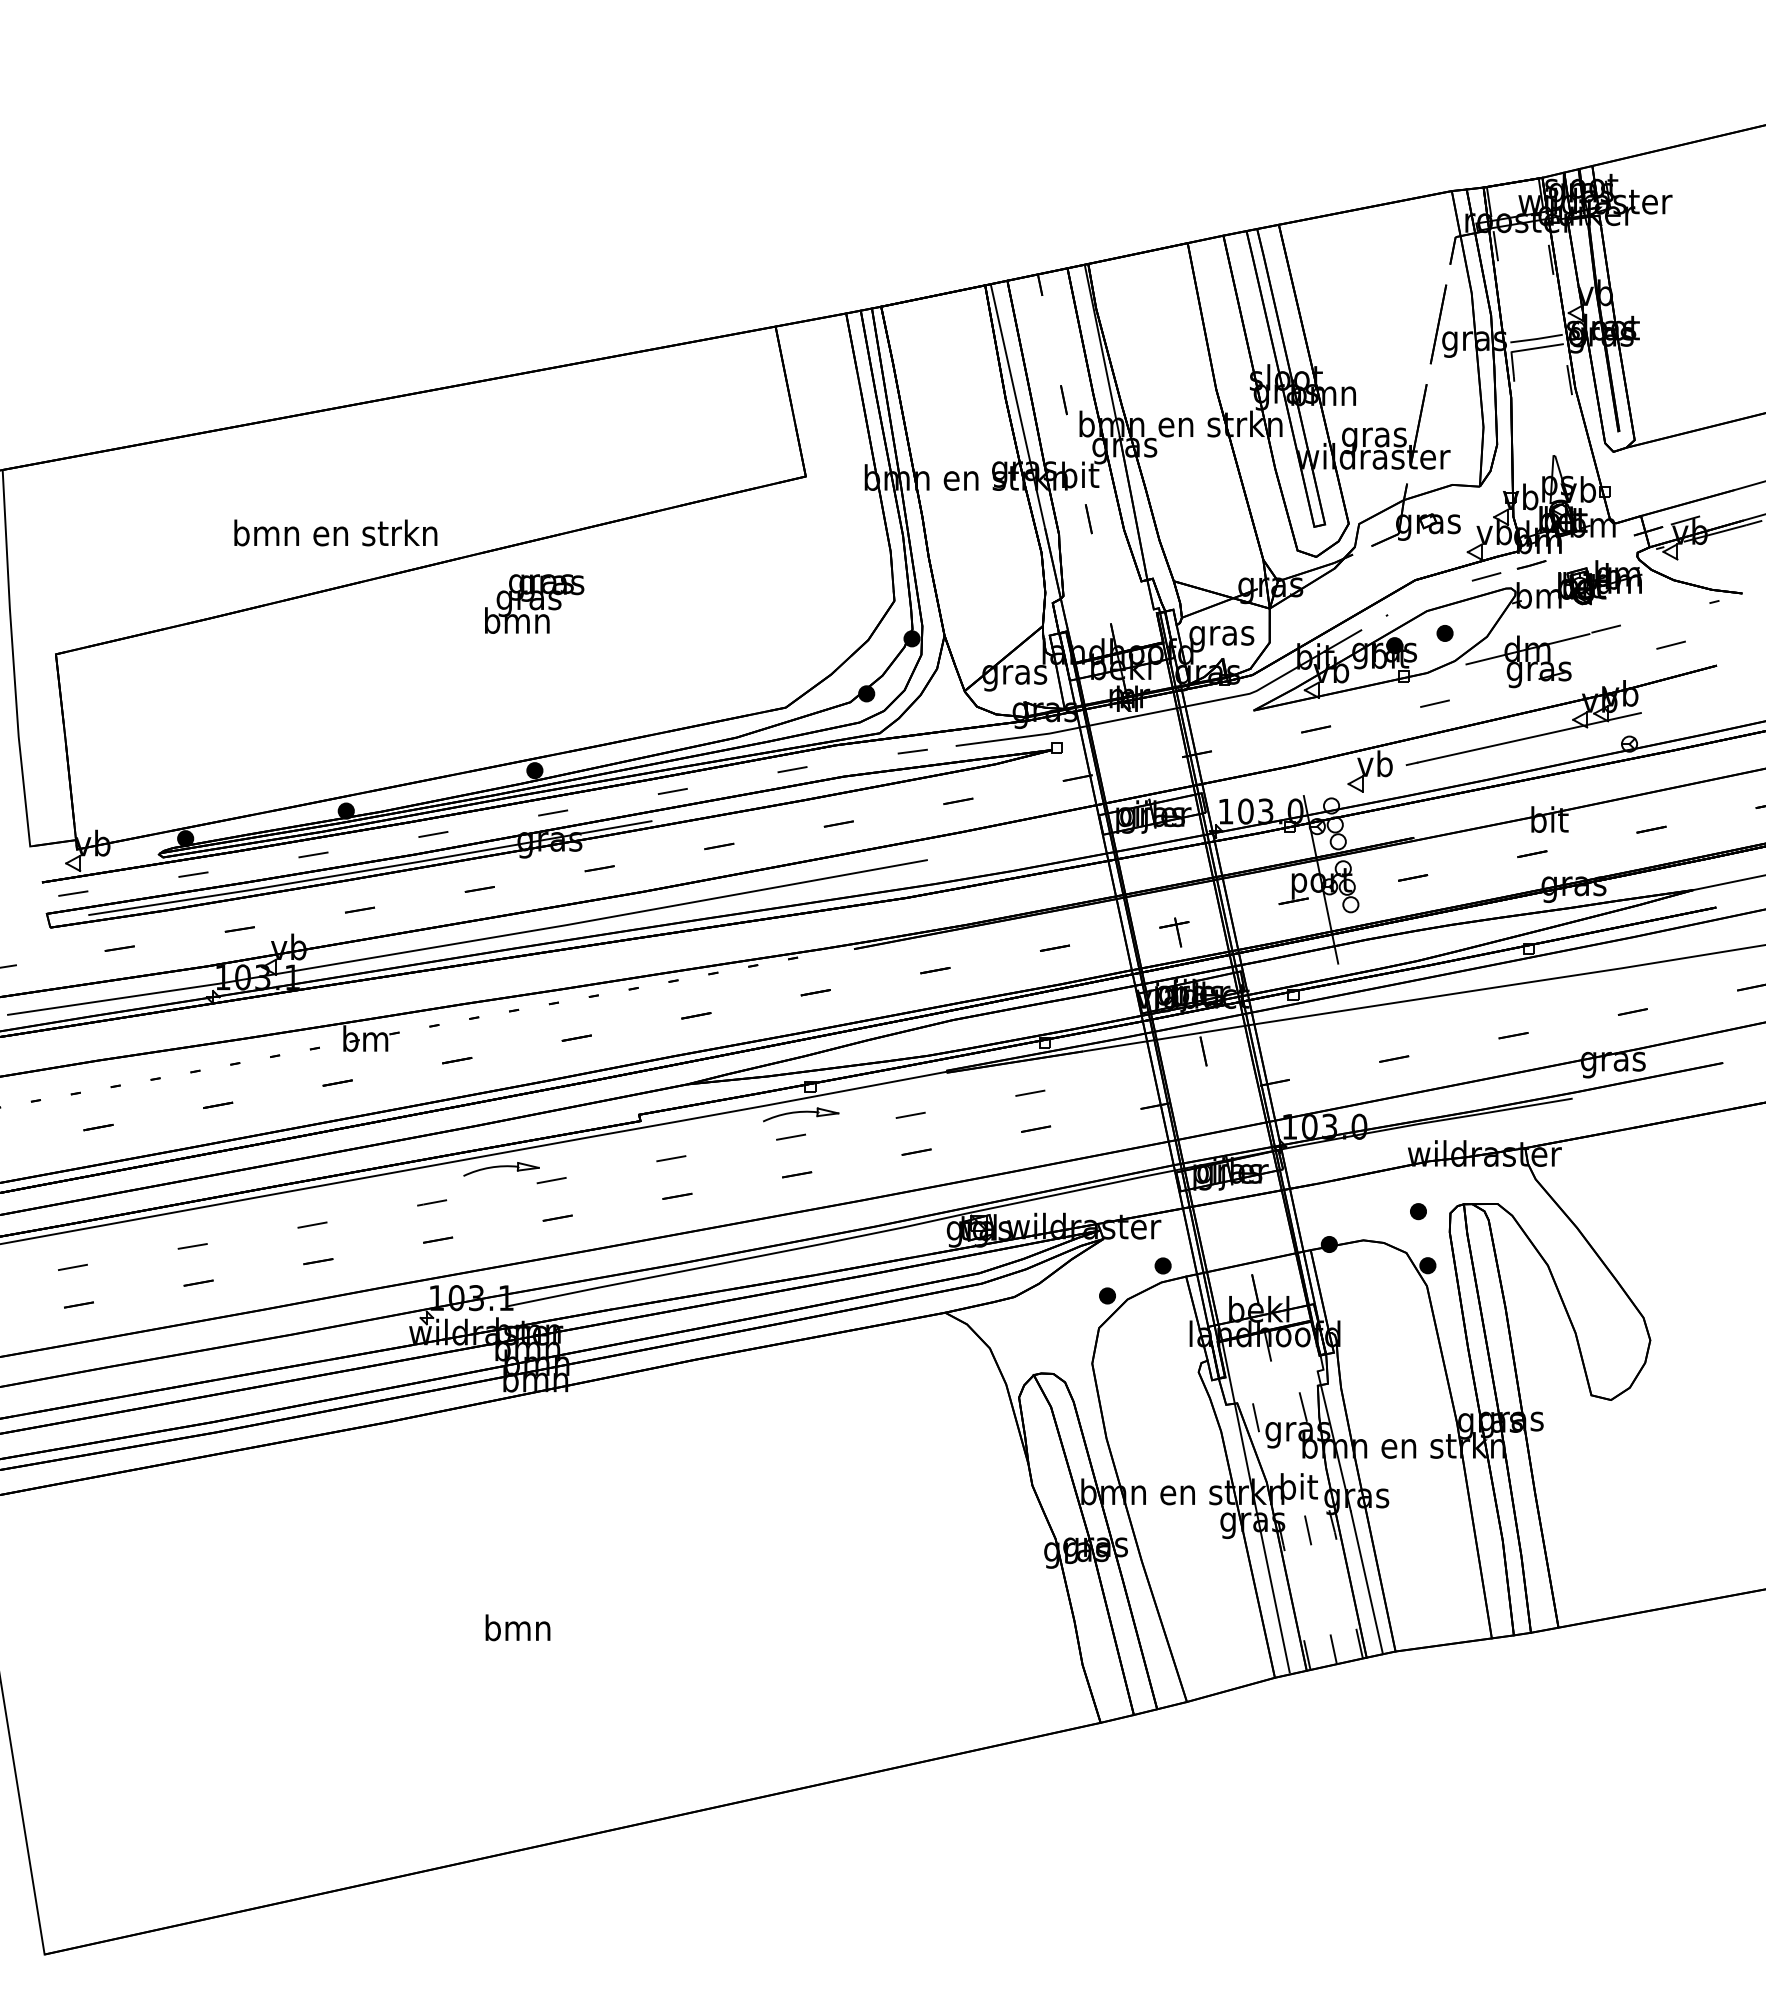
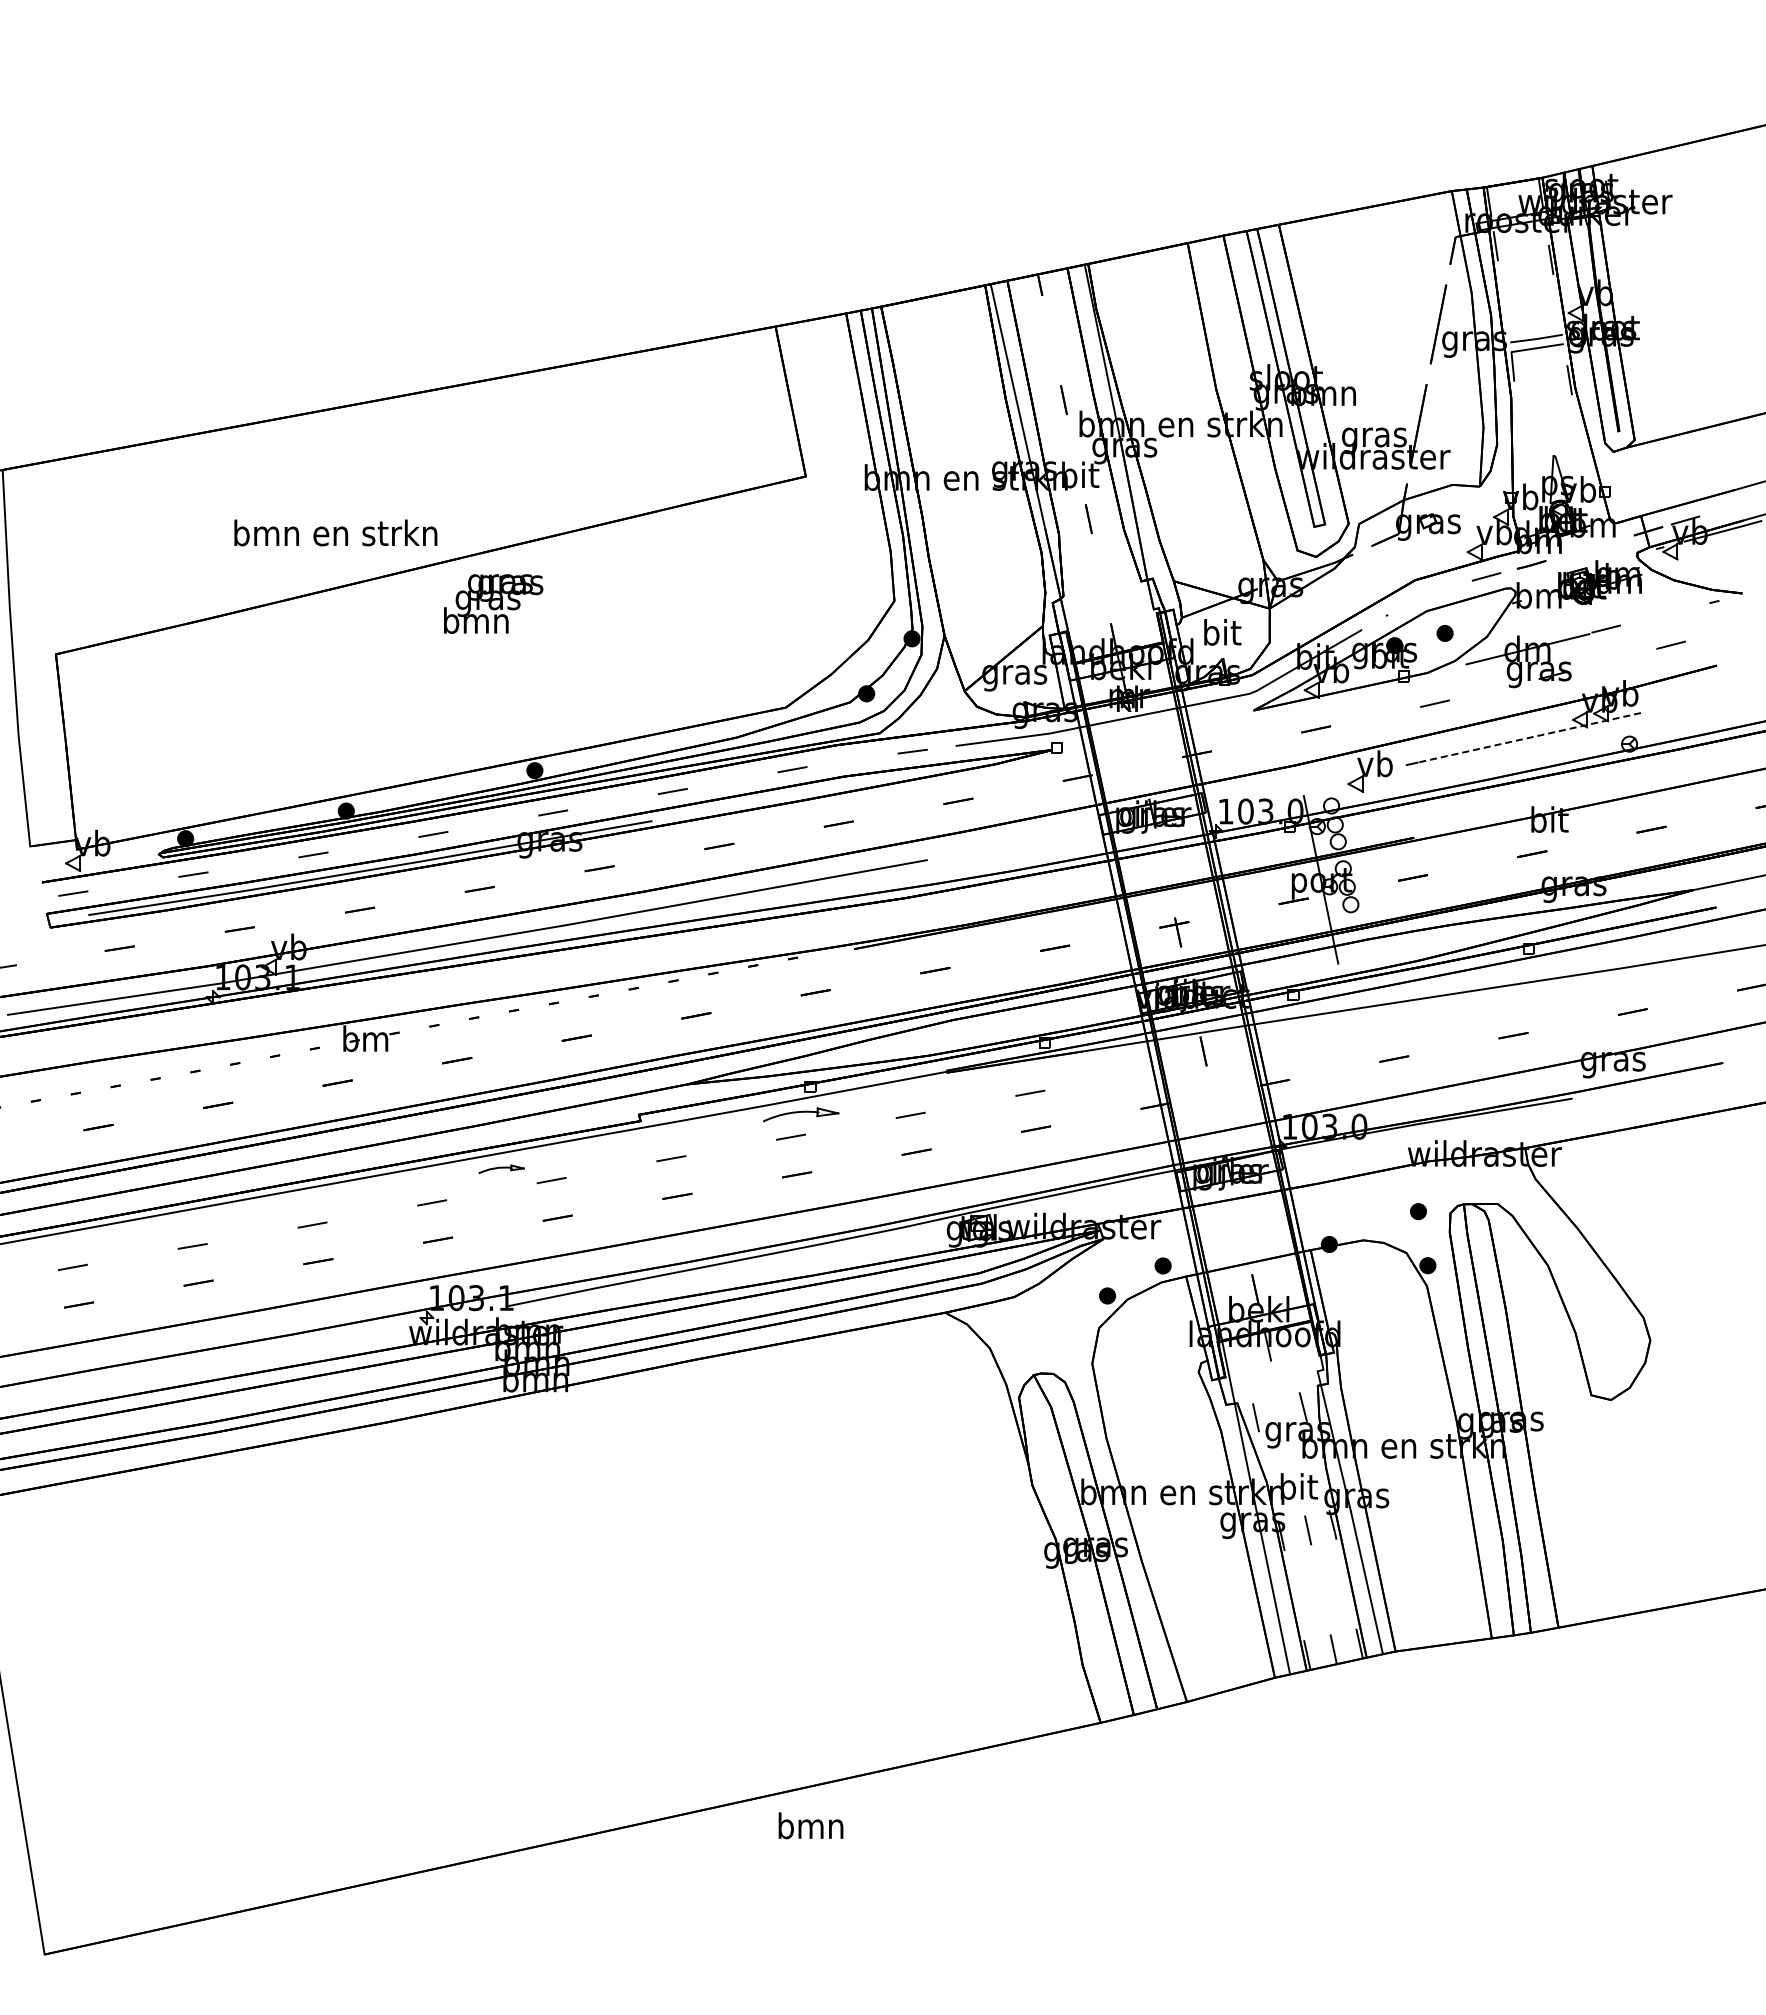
text position: (534, 603) -> (493, 603) (493, 603)
text: gras -> bit (1221, 635)
line: solid -> dashed (1528, 737)
part size: 77x15 px -> 47x11 px (501, 1169)
text position: (517, 1627) -> (810, 1825) (810, 1825)
